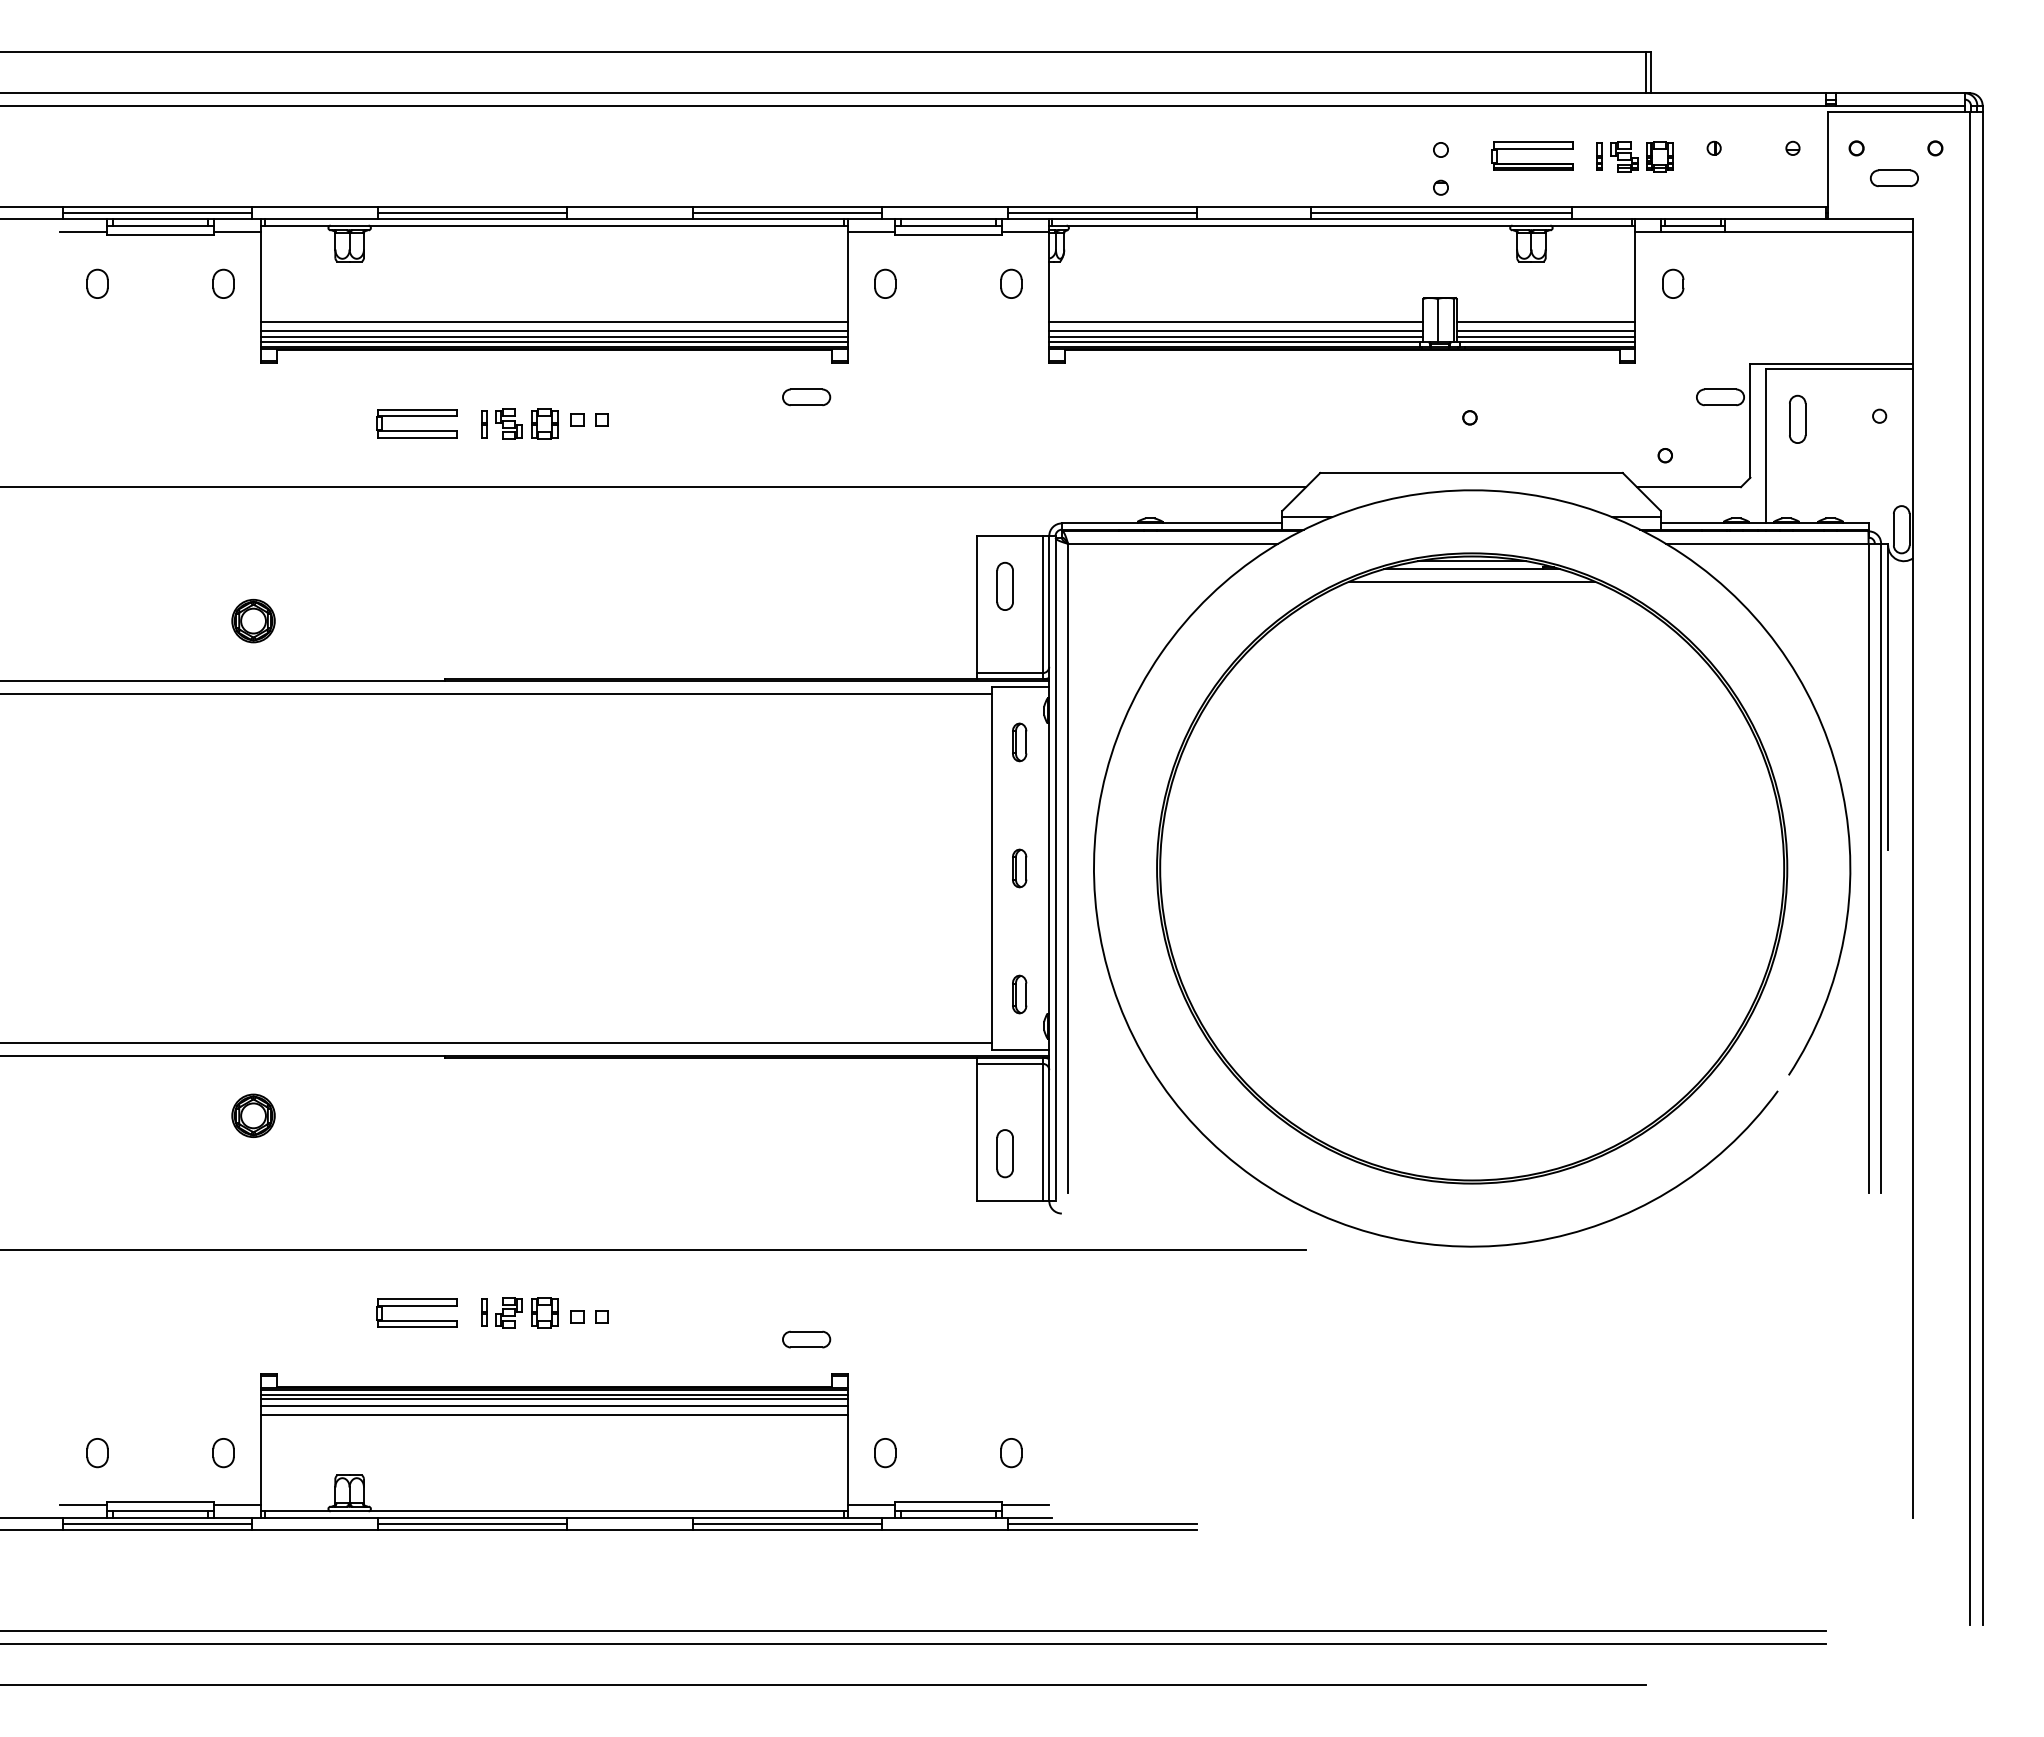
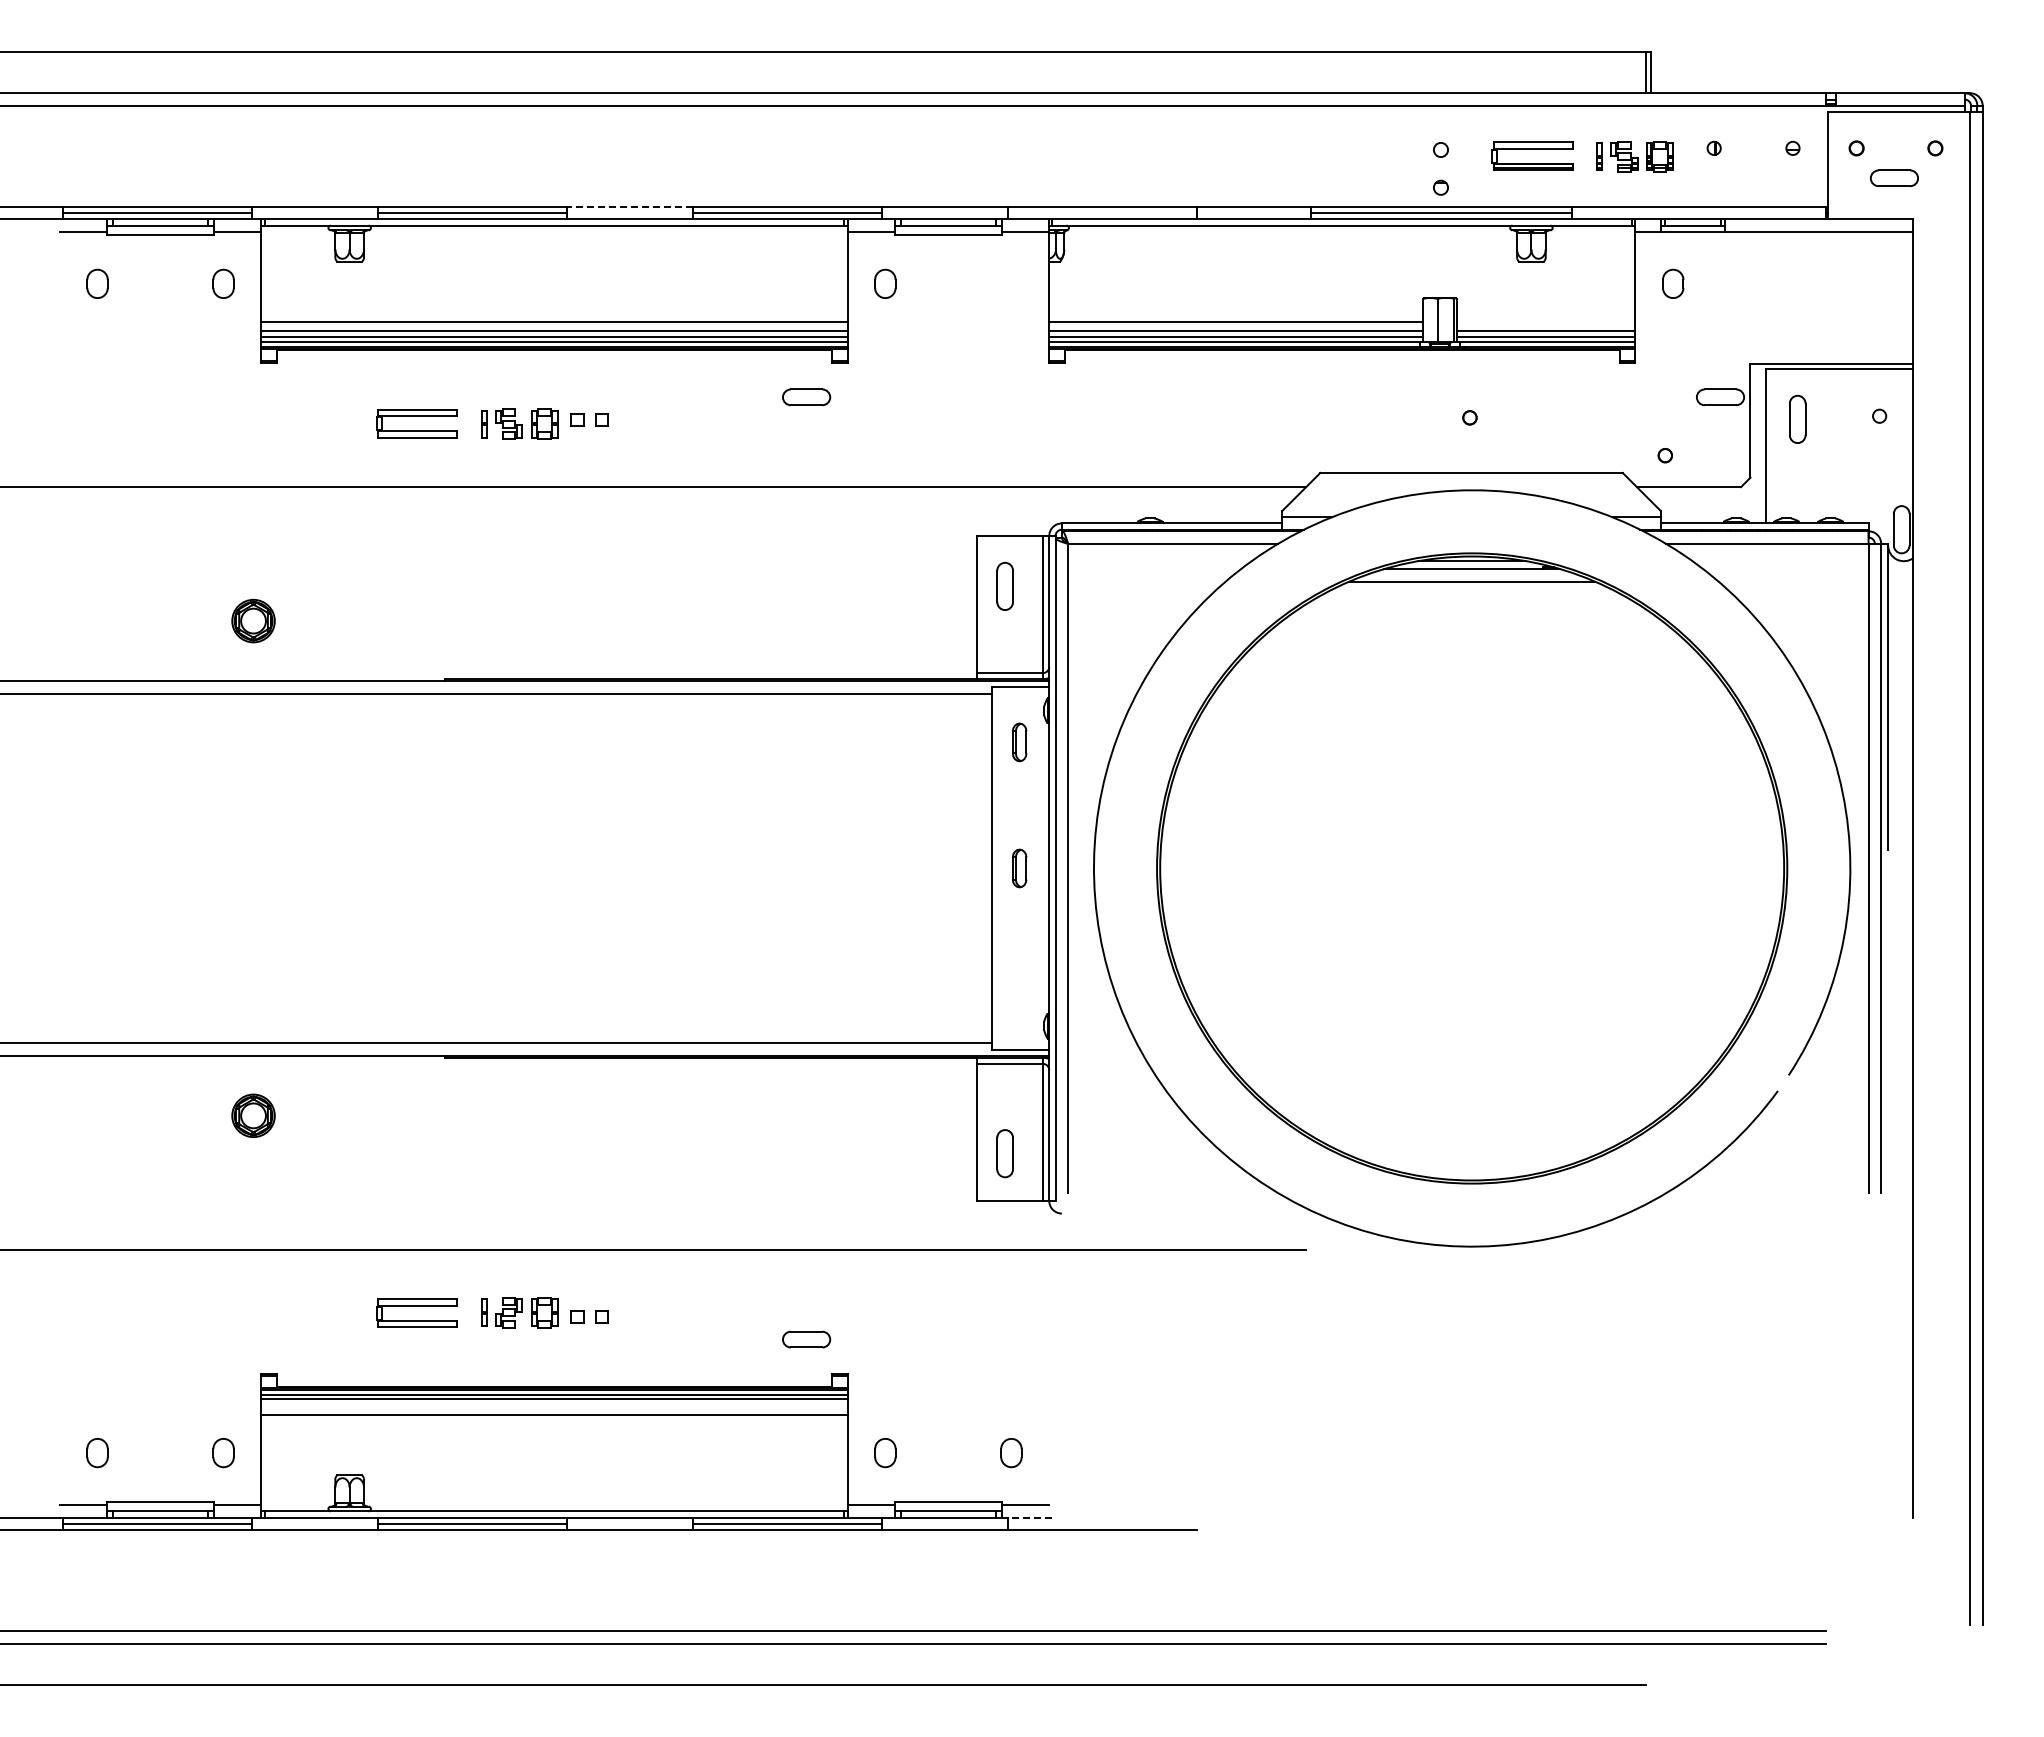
line: solid -> dashed (629, 206)
line: present -> none (1102, 213)
part: present -> none (1011, 283)
line: present -> none (1545, 321)
part: present -> none (1019, 994)
line: present -> none (554, 1405)
line: solid -> dashed (1029, 1517)
line: present -> none (1102, 1523)
